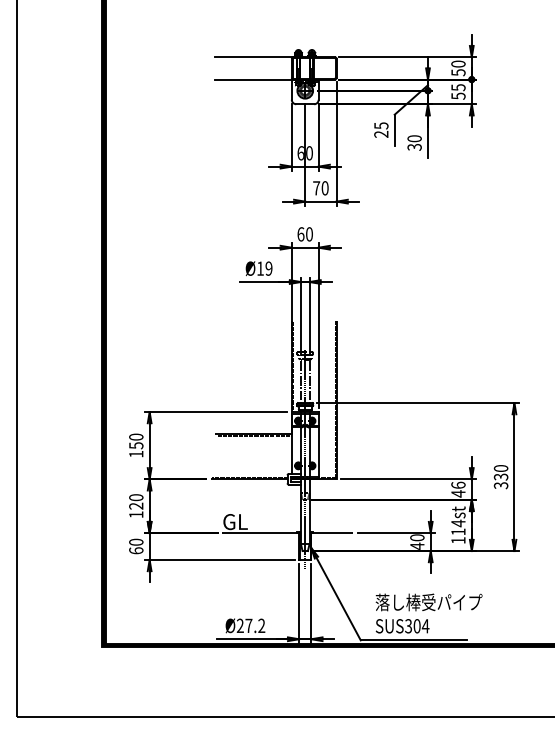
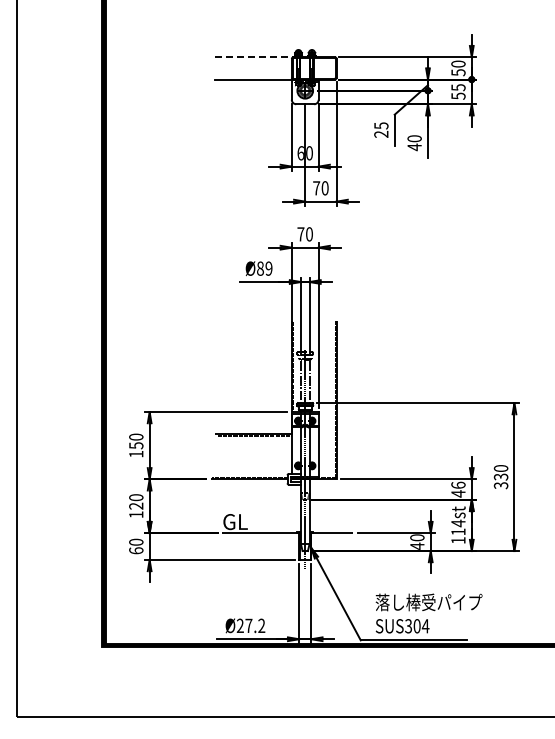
line: solid -> dashed (254, 57)
text: 30 -> 40 (414, 147)
text: 60 -> 70 (300, 234)
text: Ø19 -> Ø89 (260, 268)
